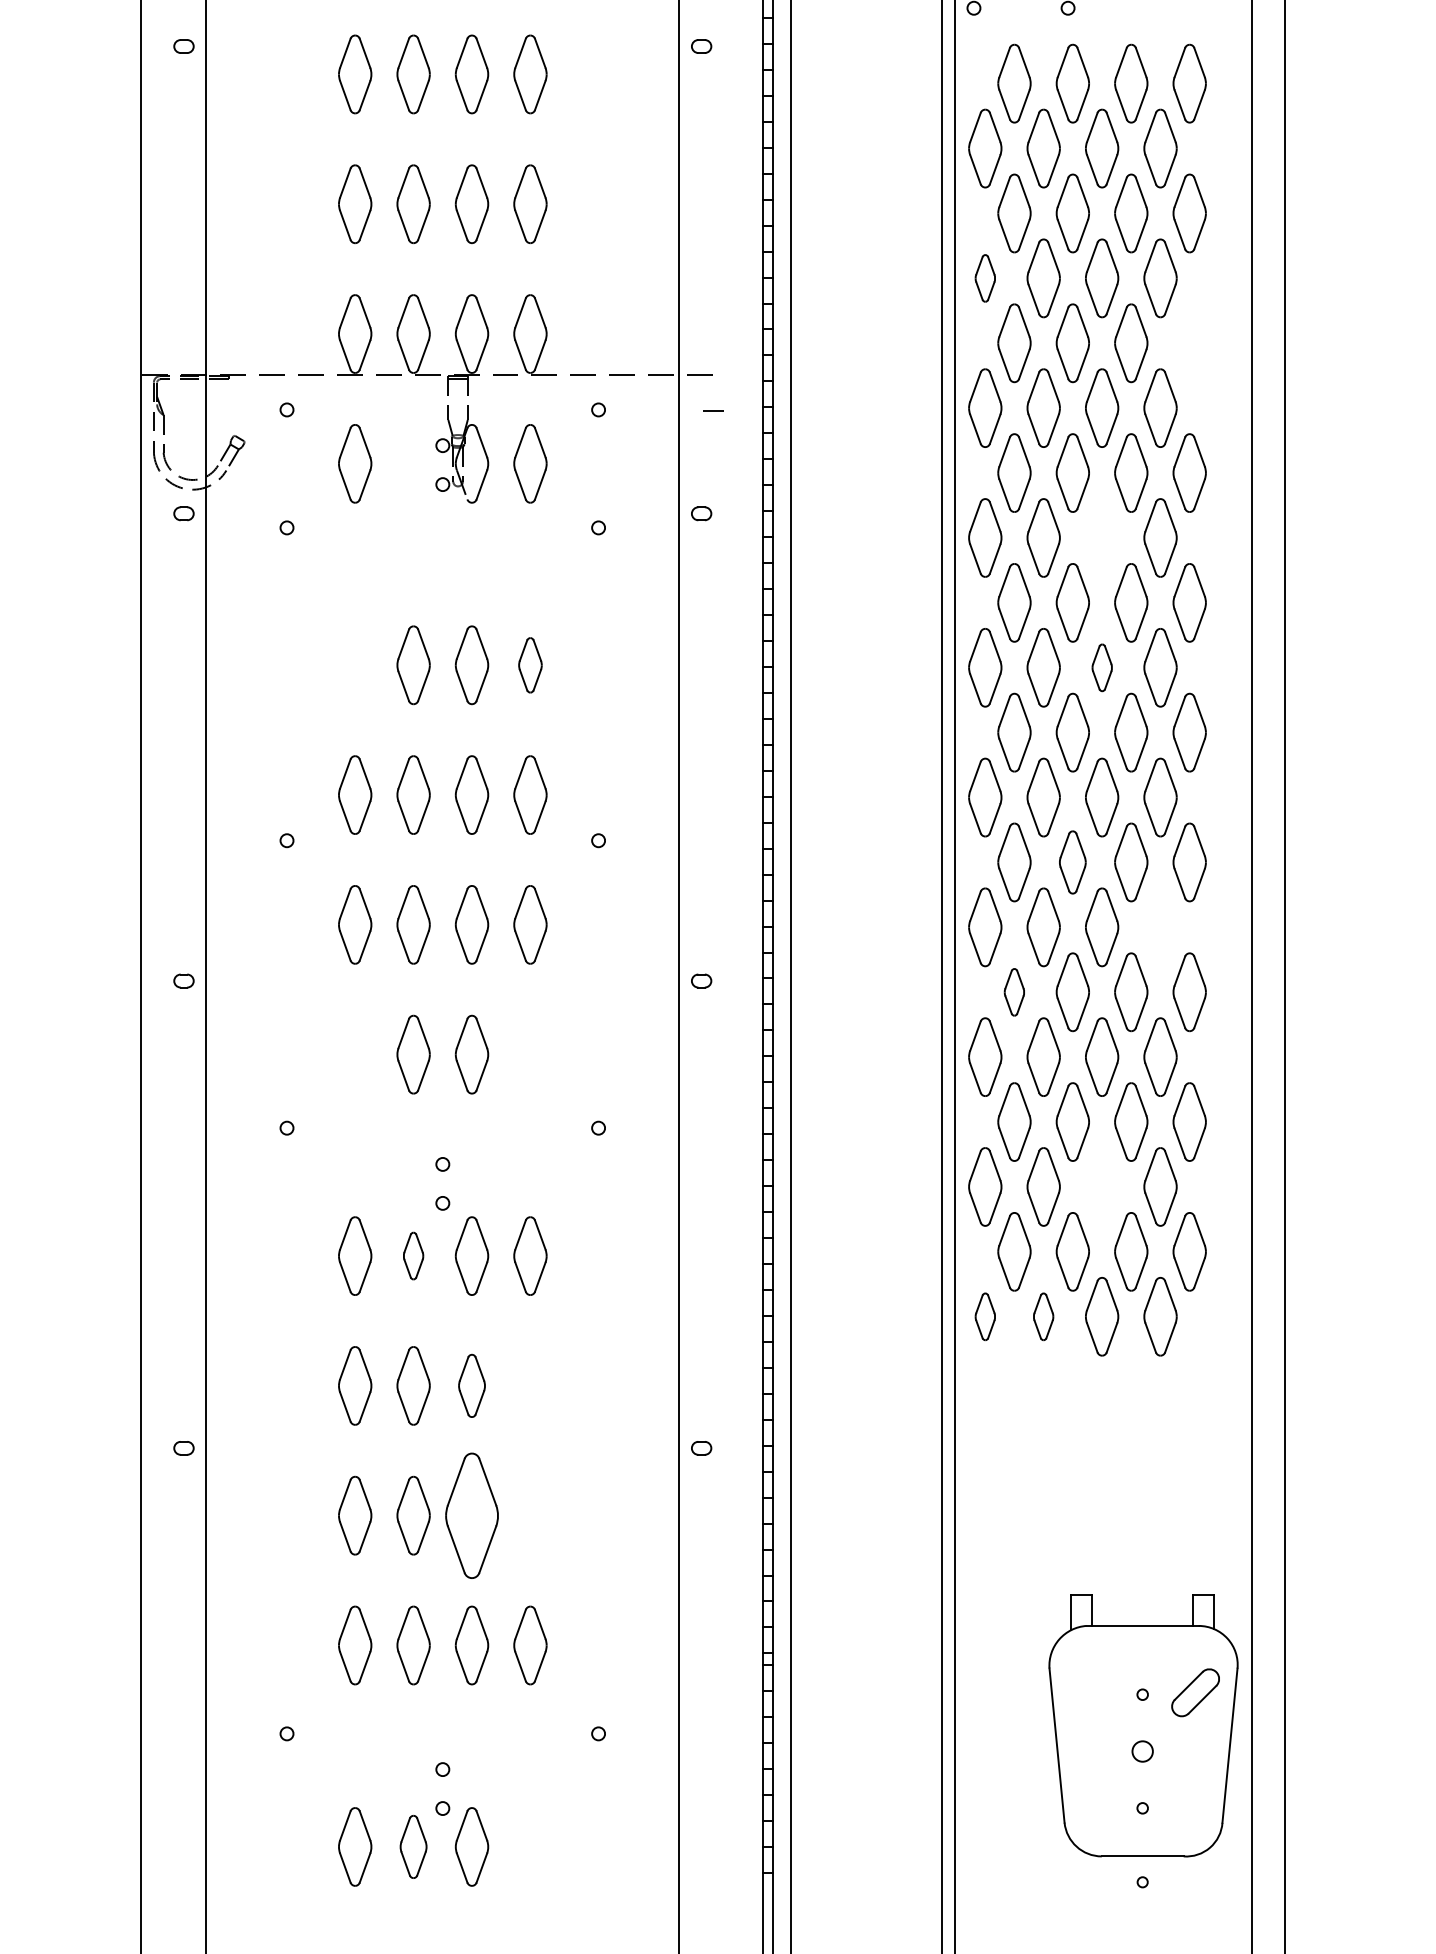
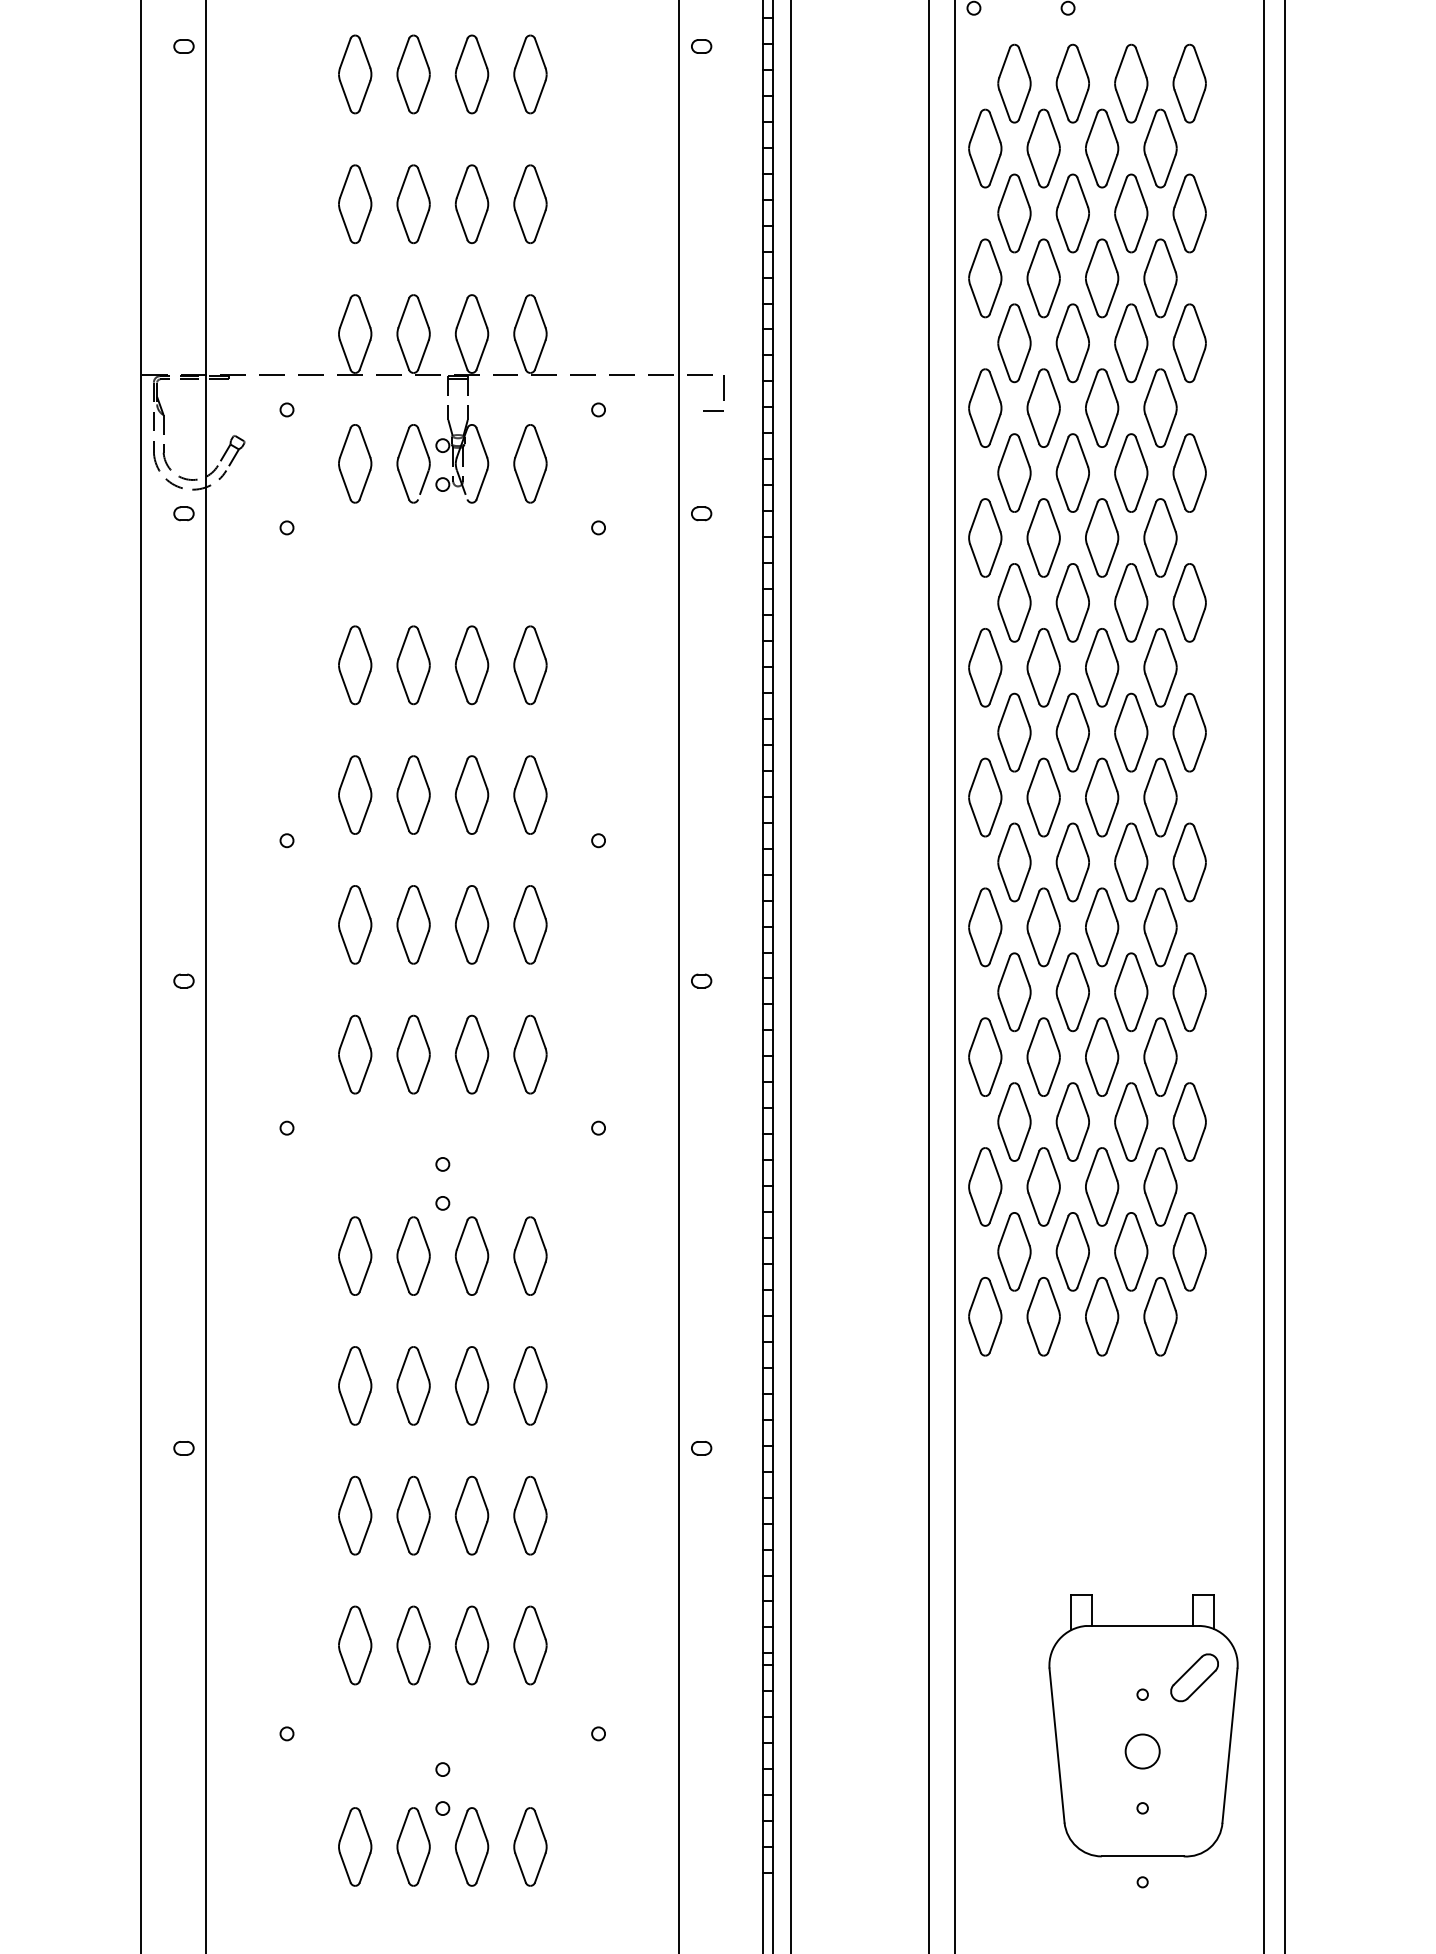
part size: 22x49 px -> 35x81 px (985, 278)
part: none -> present (1189, 343)
line: none -> present (723, 387)
part: none -> present (399, 458)
part: none -> present (1102, 537)
part: none -> present (355, 665)
part size: 25x57 px -> 35x81 px (530, 665)
part size: 22x50 px -> 35x80 px (1102, 667)
part size: 28x65 px -> 35x81 px (1072, 862)
part: none -> present (1160, 927)
line position: (942, 976) -> (929, 976) (929, 976)
line position: (1251, 976) -> (1263, 976) (1263, 976)
part size: 22x49 px -> 35x81 px (1014, 992)
part: none -> present (355, 1054)
part: none -> present (530, 1054)
part: none -> present (1102, 1186)
part size: 22x50 px -> 35x80 px (413, 1255)
part size: 22x50 px -> 35x80 px (985, 1316)
part size: 22x50 px -> 35x80 px (1043, 1316)
part size: 28x65 px -> 36x80 px (471, 1385)
part: none -> present (530, 1385)
part size: 54x127 px -> 36x81 px (471, 1515)
part: none -> present (530, 1515)
part position: (1195, 1692) -> (1194, 1677) (1194, 1677)
circle diameter: 20 px -> 34 px (1142, 1751)
part size: 29x64 px -> 35x80 px (413, 1846)
part: none -> present (530, 1846)
